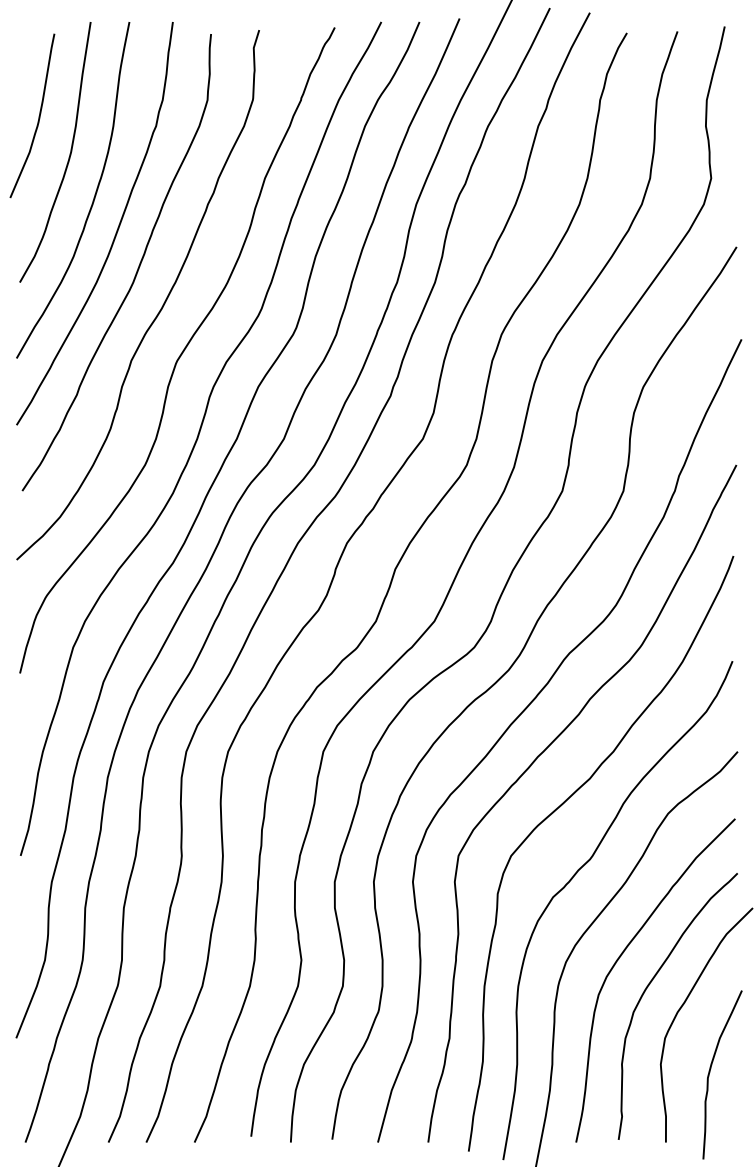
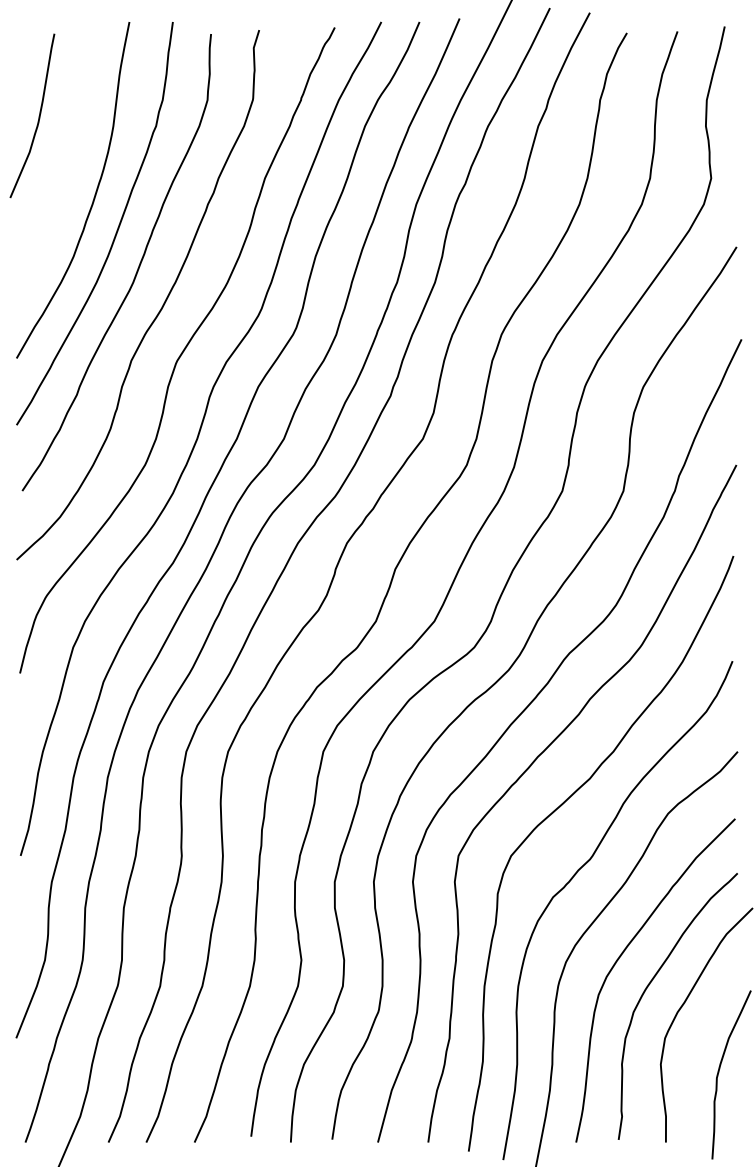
curve: present -> none (68, 157)
curve position: (710, 1072) -> (719, 1072) (719, 1072)
